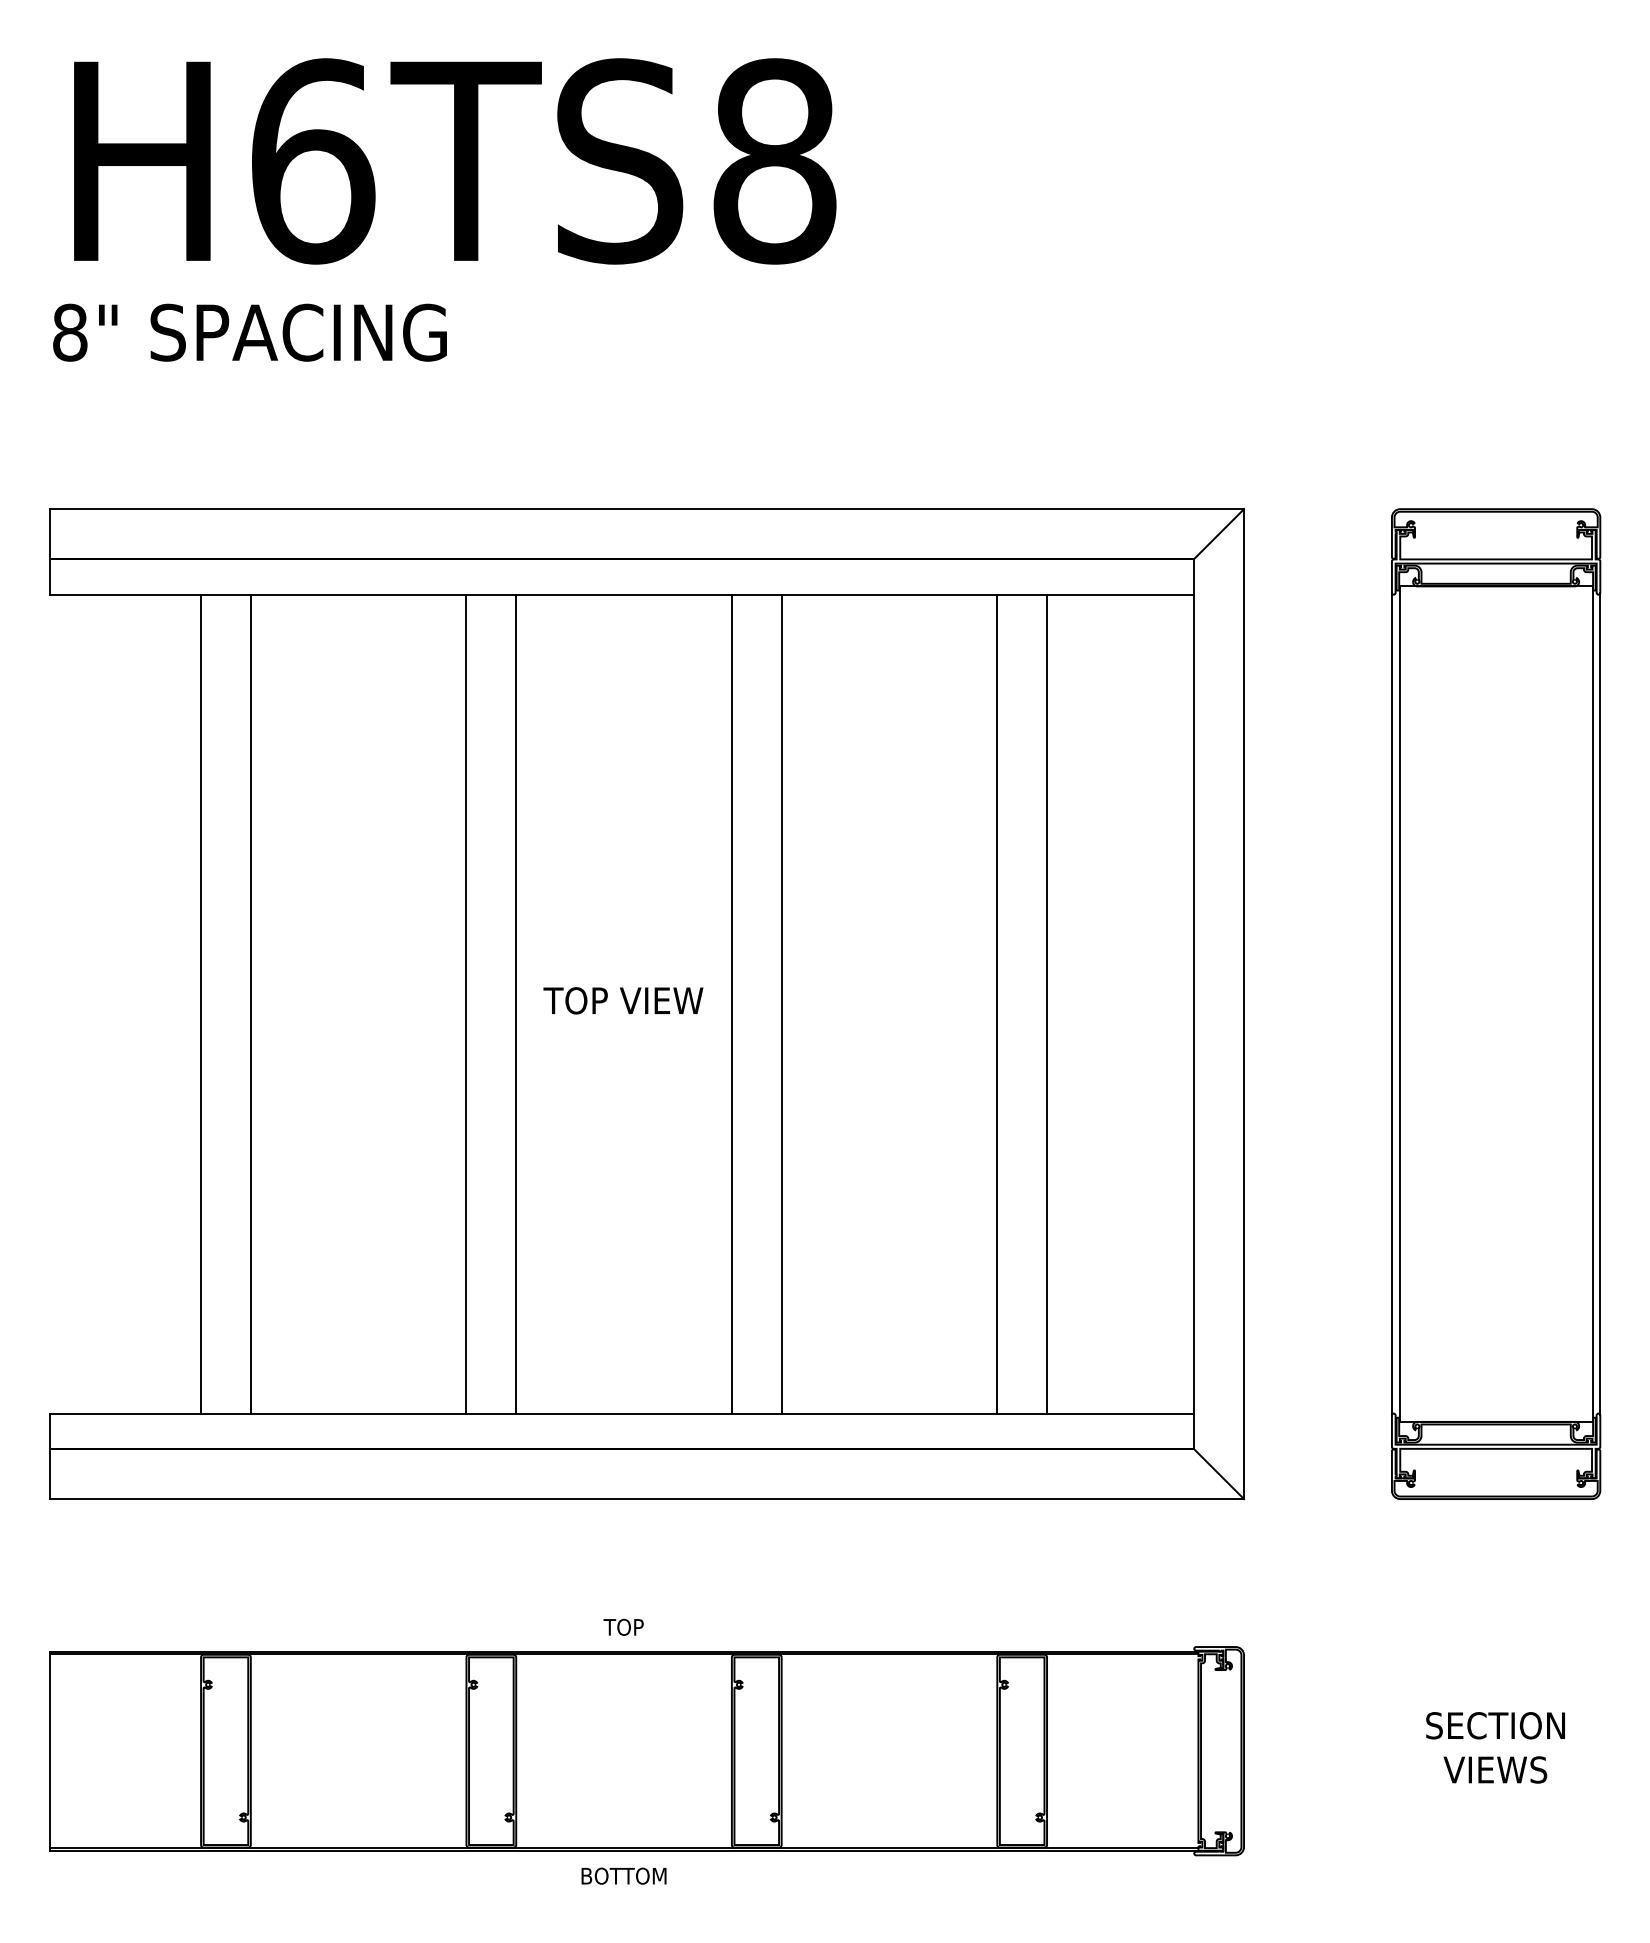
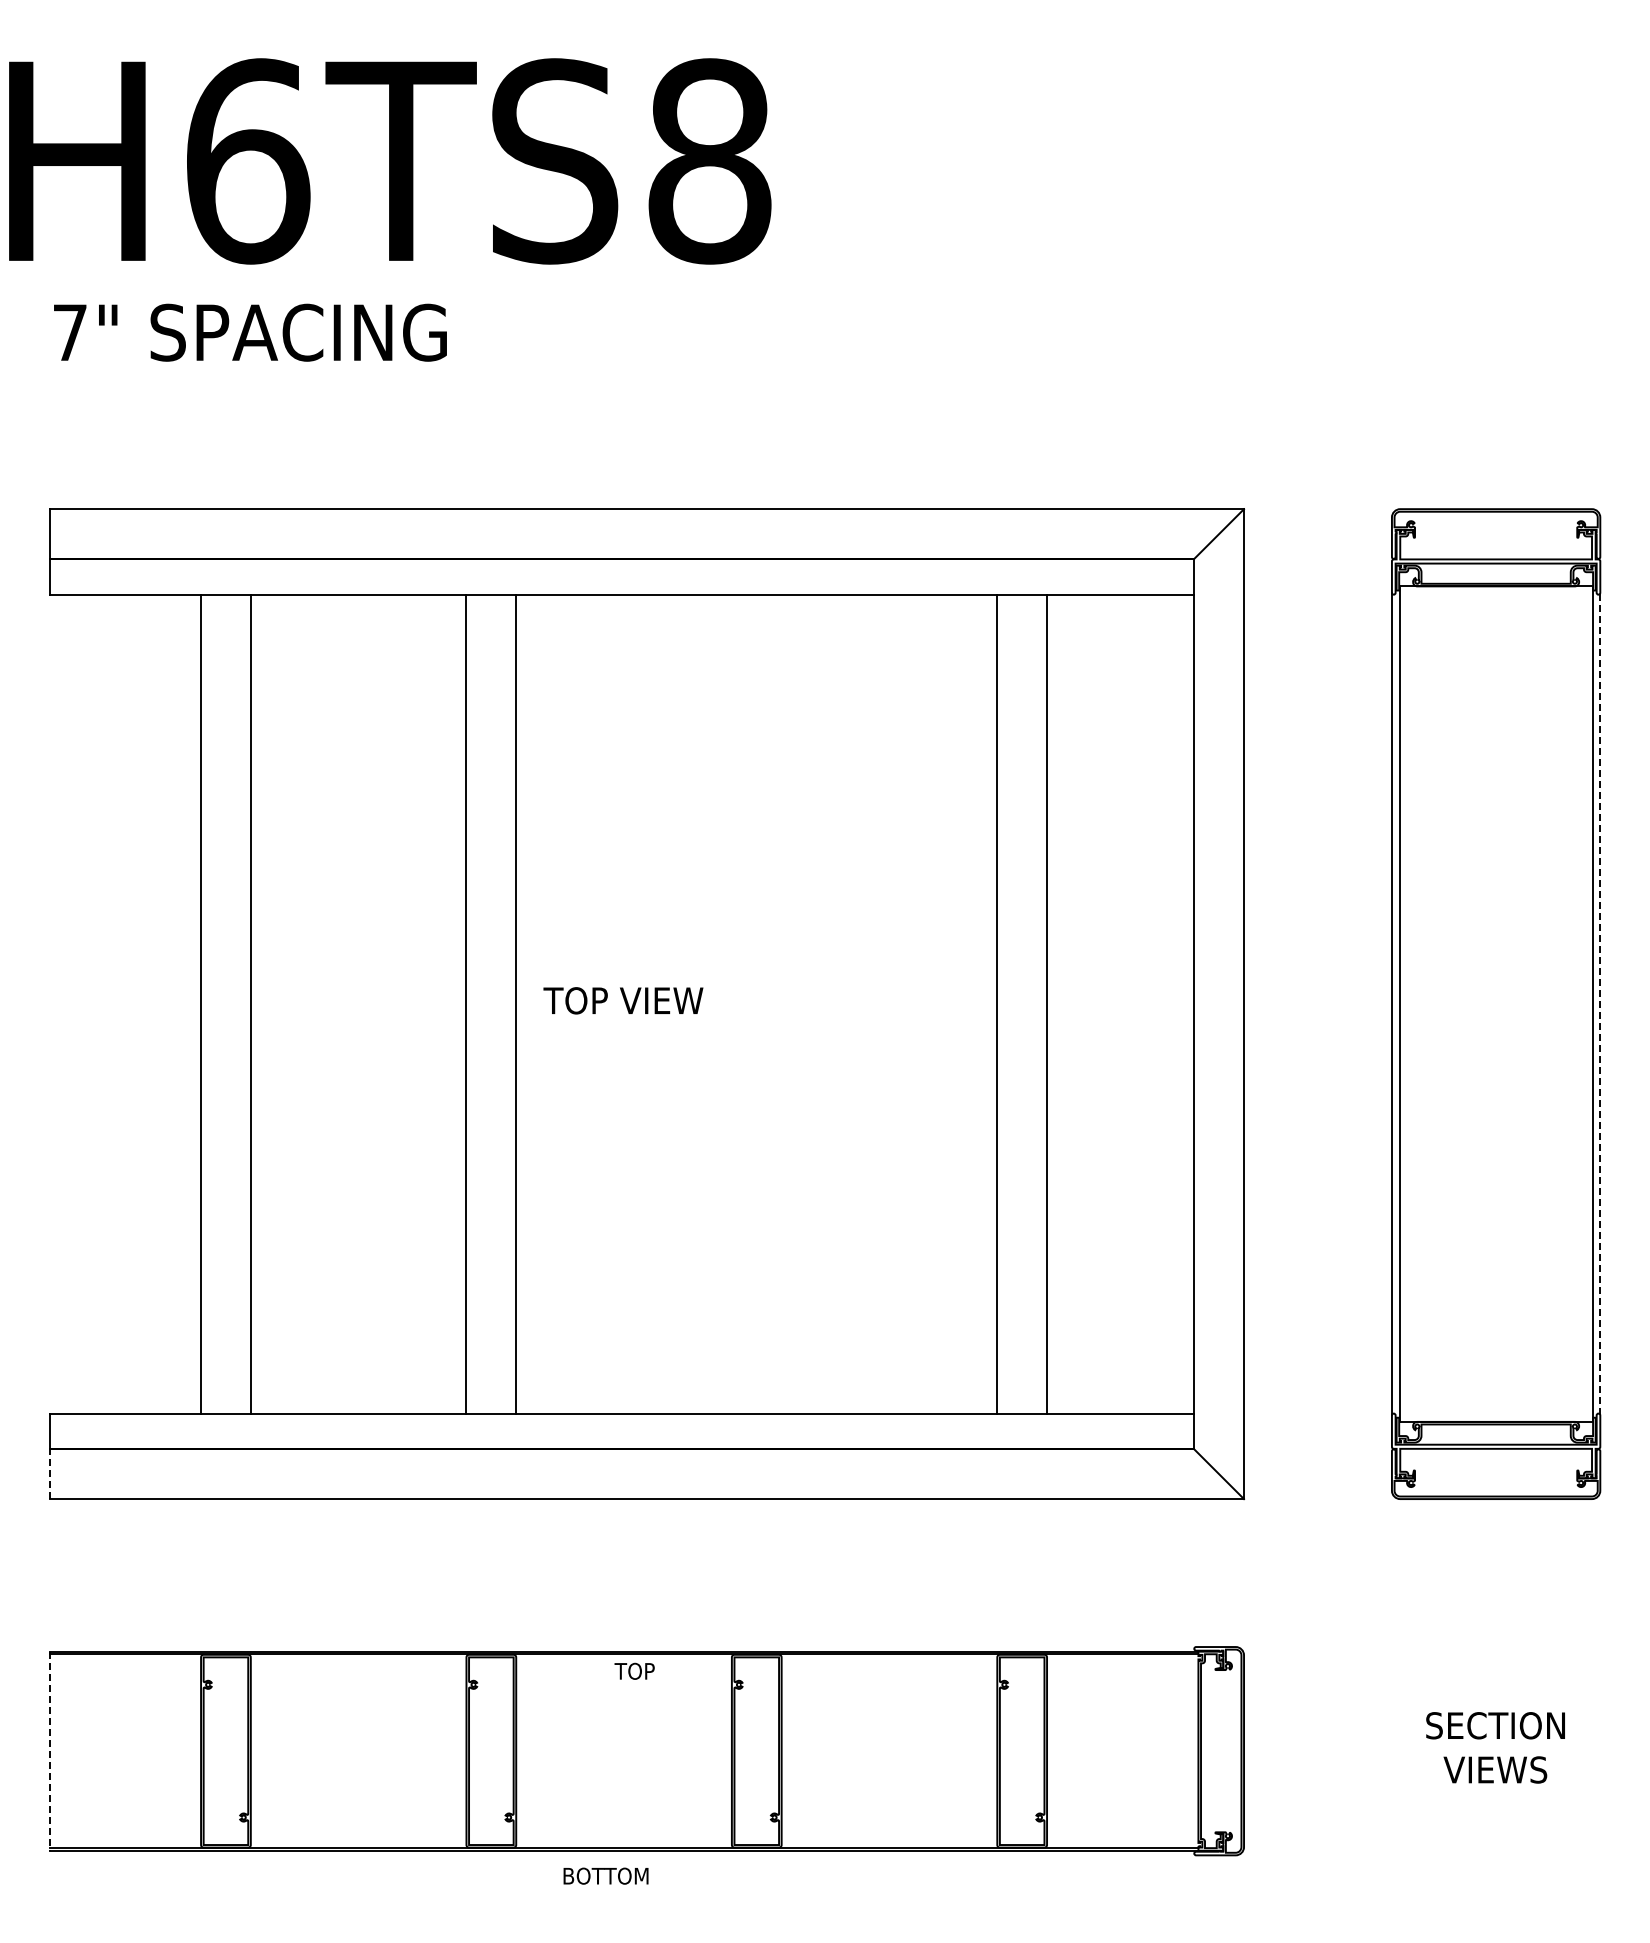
text position: (455, 161) -> (390, 161) (390, 161)
text: 8" -> 7" (70, 332)
line: present -> none (731, 1003)
line: present -> none (781, 1003)
line: solid -> dashed (1600, 1003)
line: solid -> dashed (49, 1473)
text position: (623, 1626) -> (634, 1670) (634, 1670)
line: solid -> dashed (49, 1751)
text position: (623, 1875) -> (605, 1875) (605, 1875)
